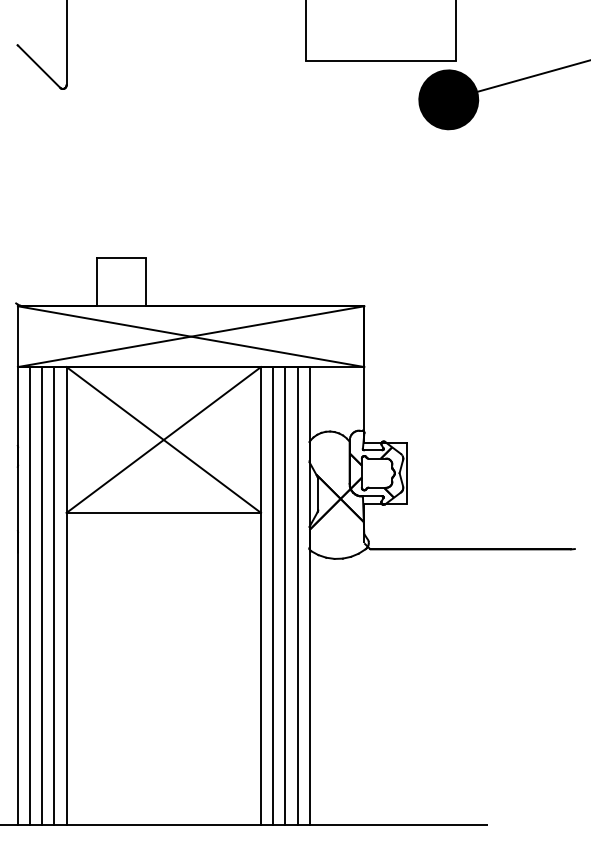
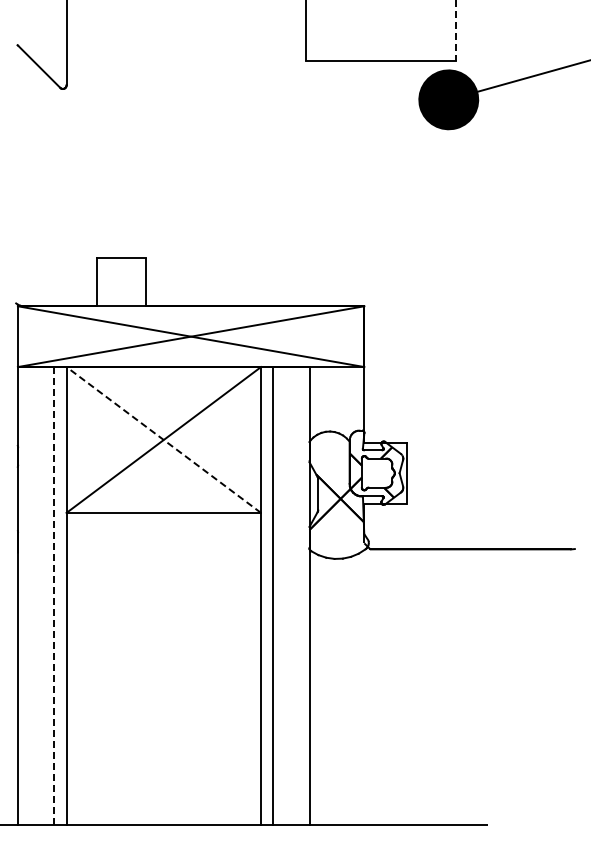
line: solid -> dashed (455, 30)
line: solid -> dashed (163, 439)
line: solid -> dashed (54, 595)
line: present -> none (30, 596)
line: present -> none (42, 596)
line: present -> none (285, 596)
line: present -> none (297, 596)
